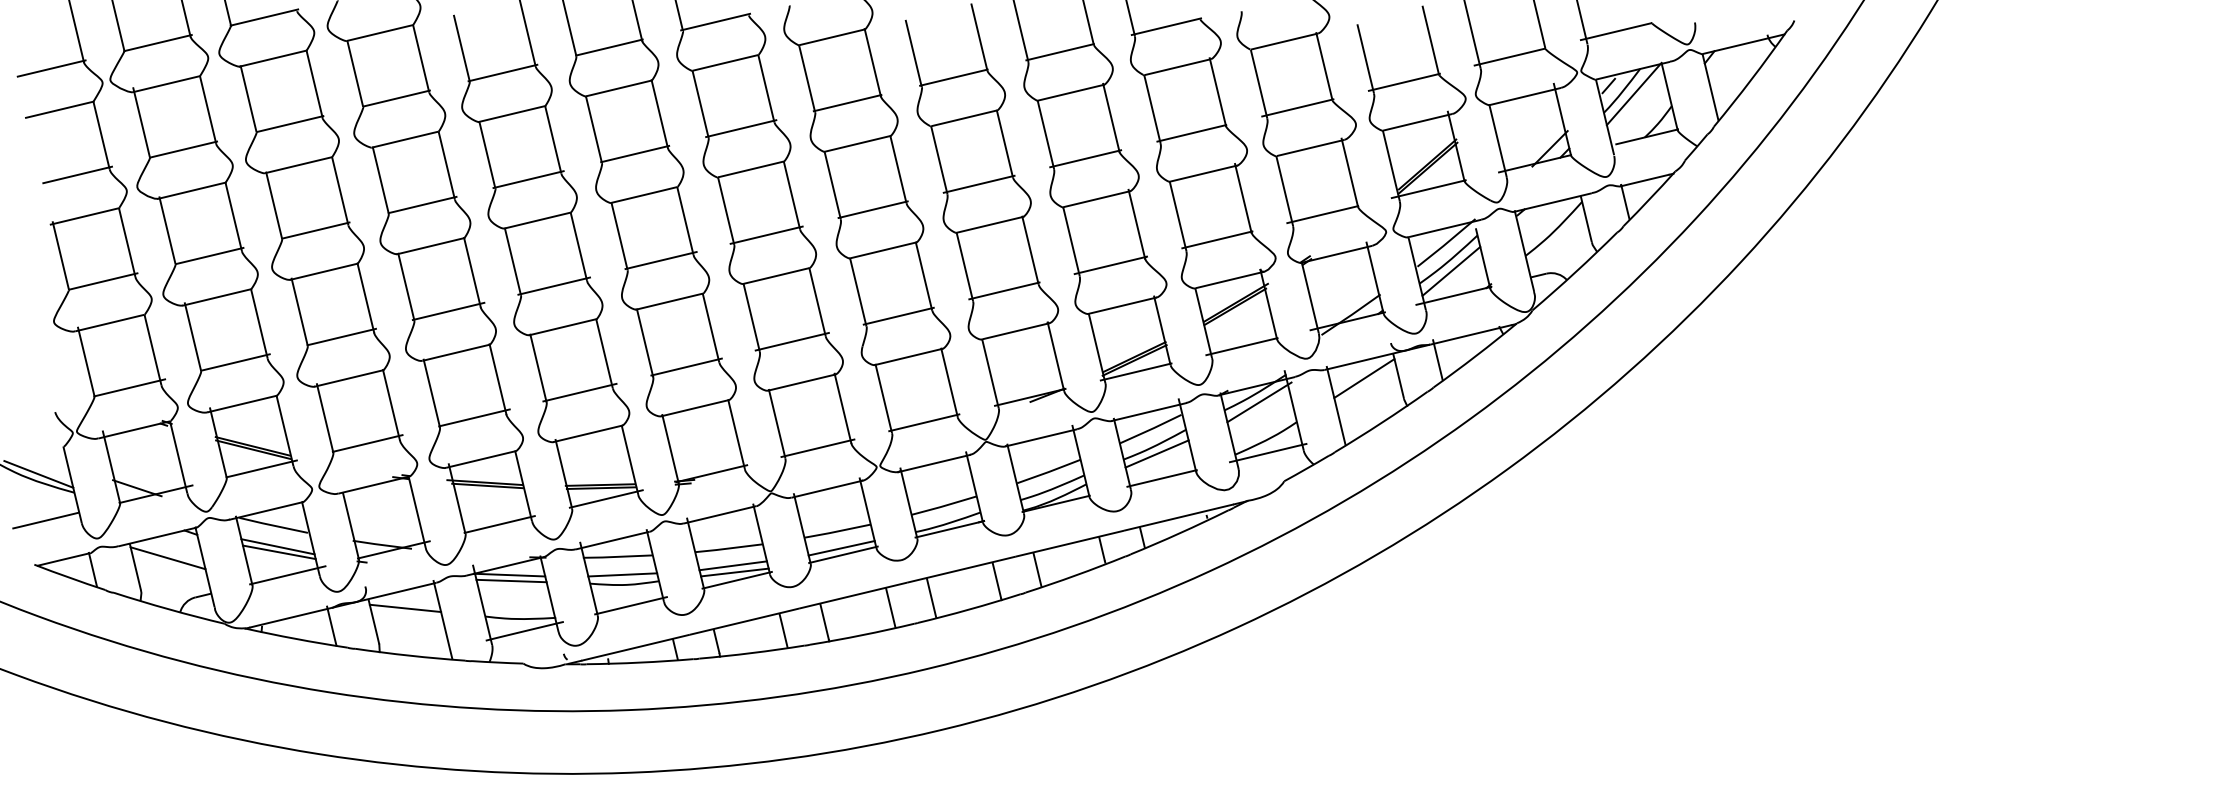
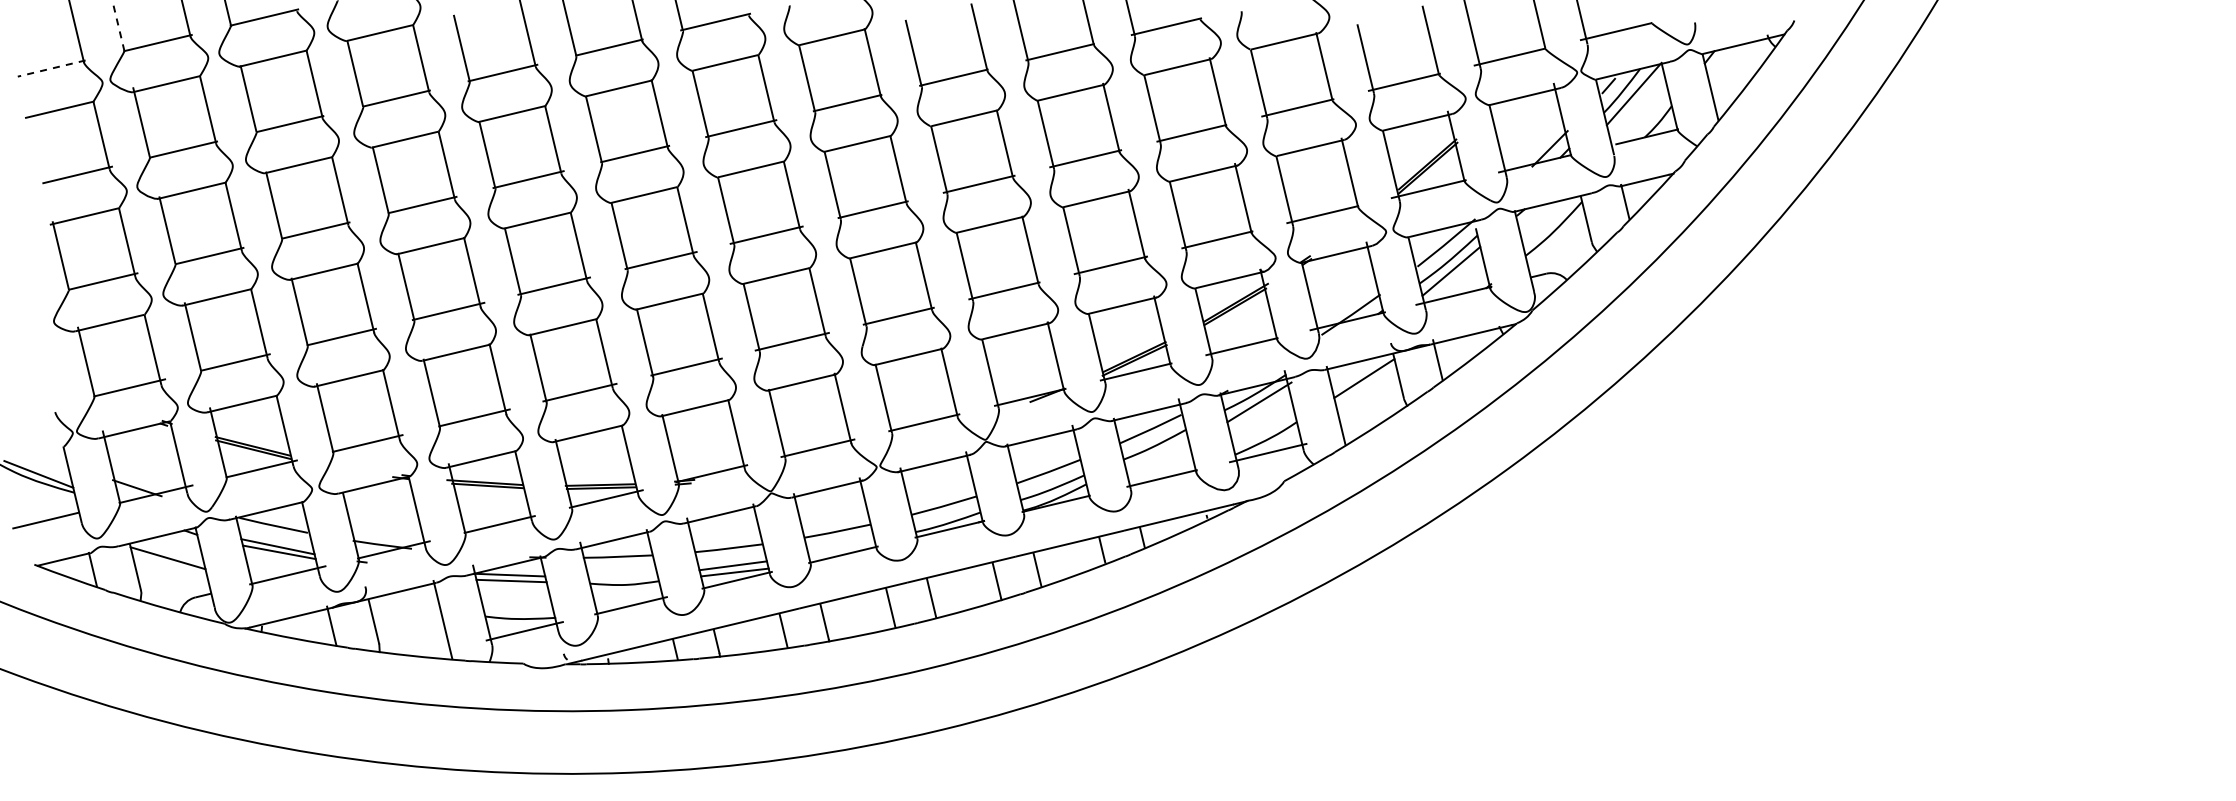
line: solid -> dashed (118, 25)
line: solid -> dashed (51, 68)
line: present -> none (1156, 453)
line: present -> none (841, 548)
line: present -> none (622, 574)
line: present -> none (405, 608)
